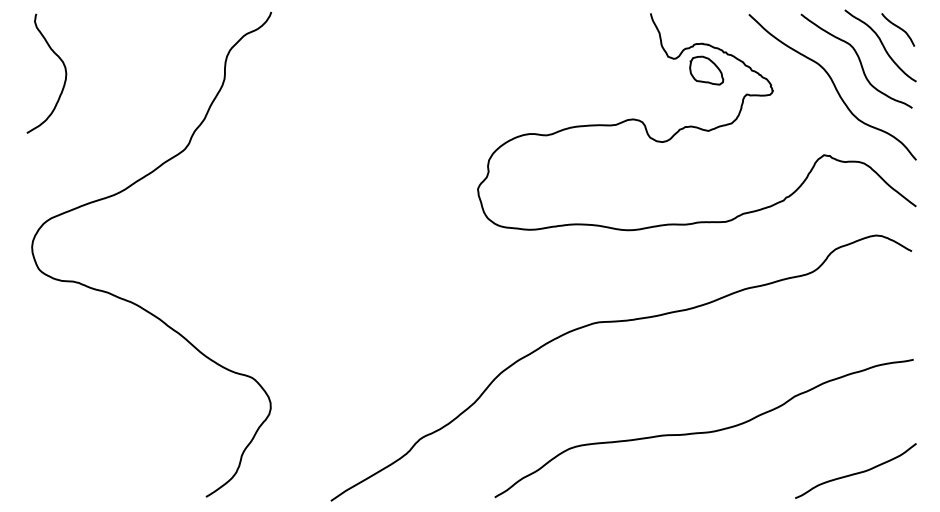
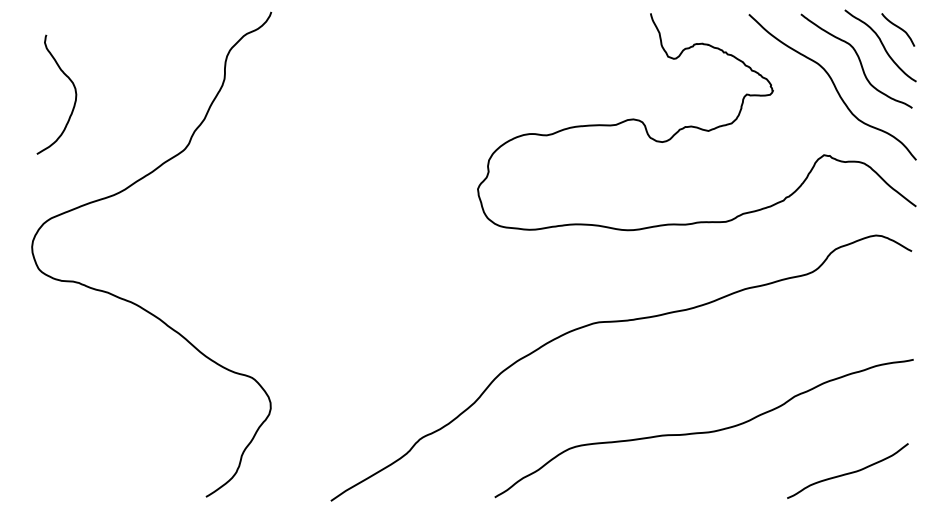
curve position: (63, 66) -> (73, 87) (73, 87)
part: present -> none (706, 70)
curve position: (856, 472) -> (848, 472) (848, 472)
